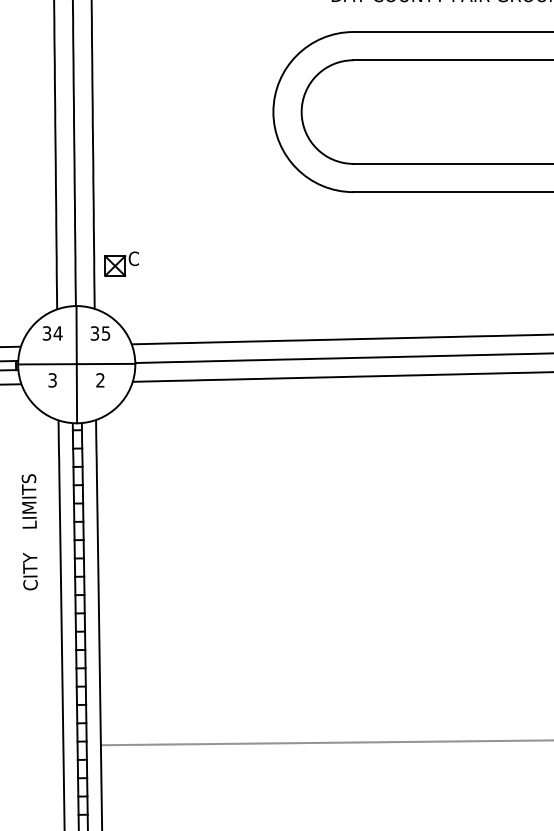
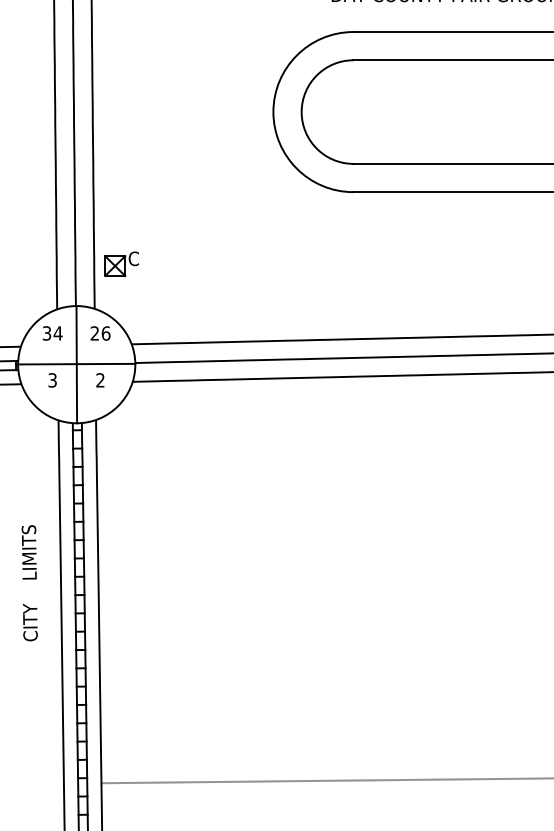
text: 35 -> 26 (100, 333)
text position: (29, 532) -> (29, 583) (29, 583)
line position: (325, 742) -> (325, 780) (325, 780)
